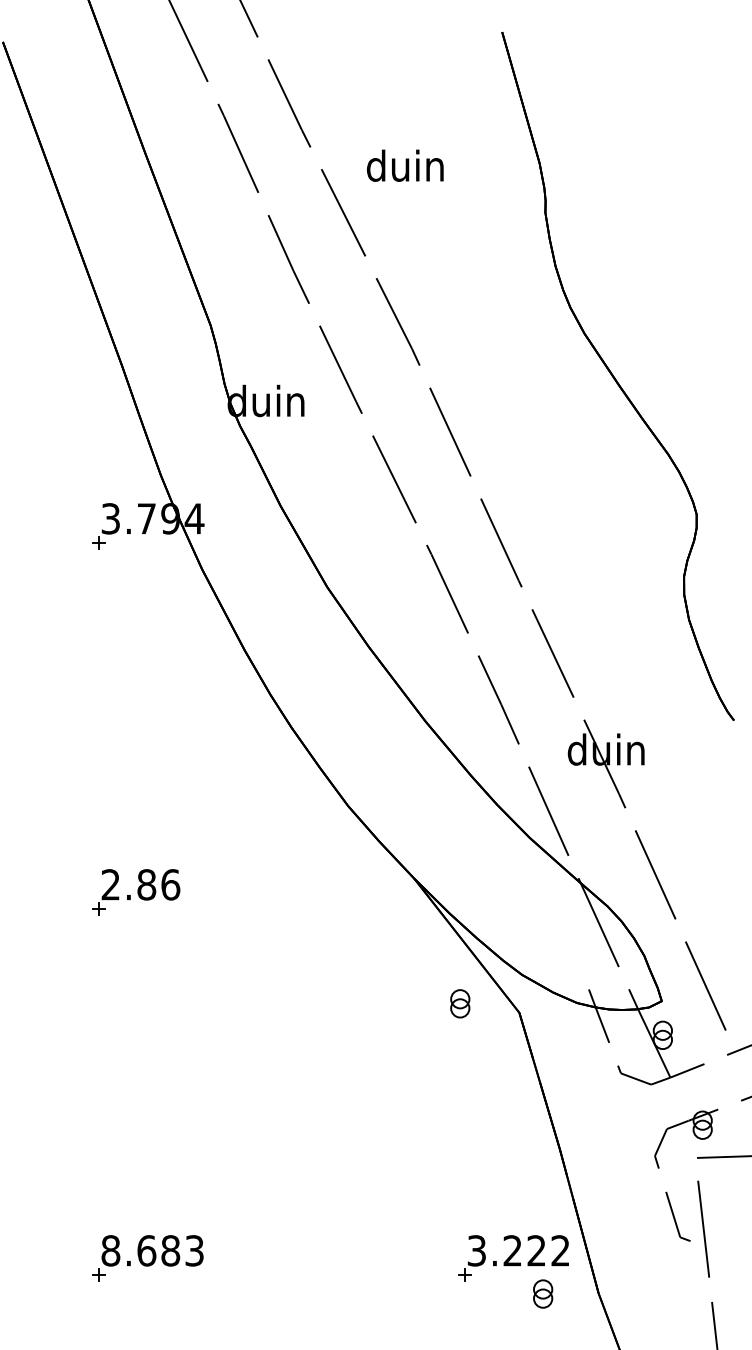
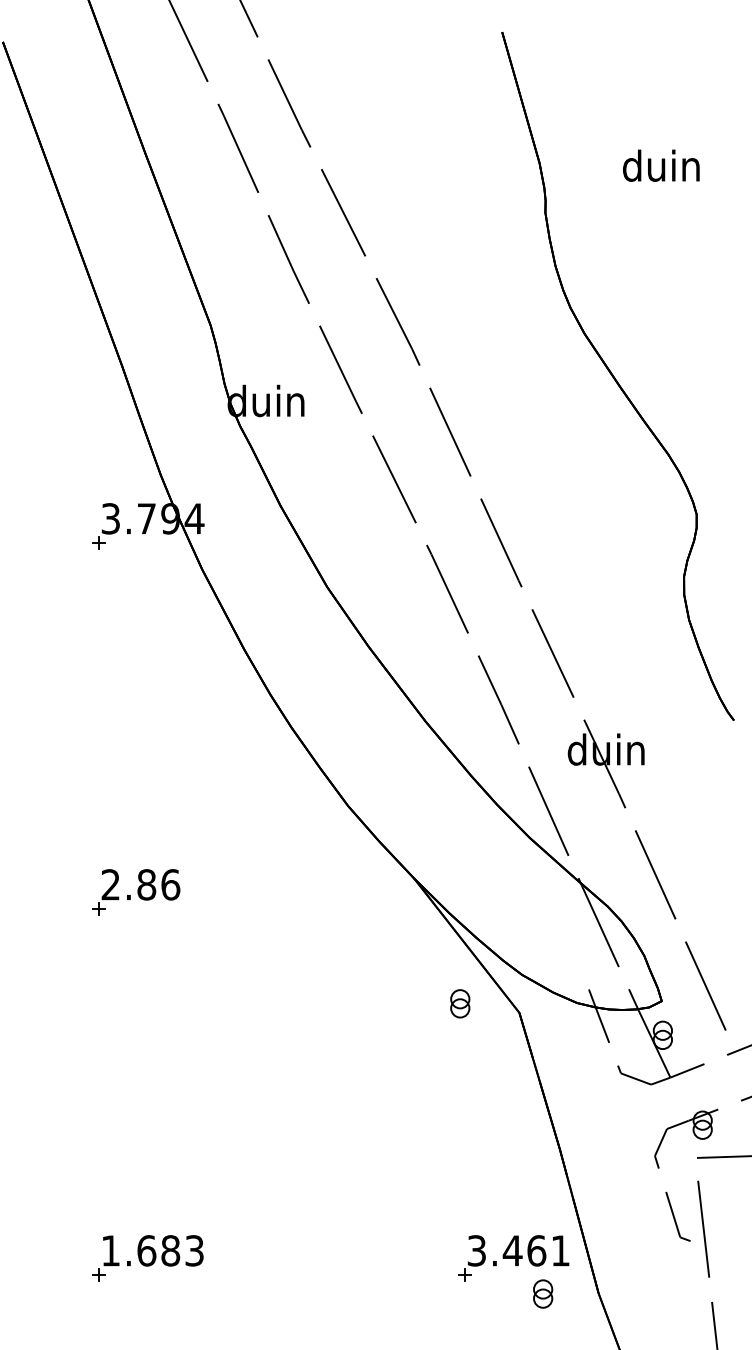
text position: (405, 165) -> (661, 165) (661, 165)
text: 8.683 -> 1.683 (110, 1250)
text: 3.222 -> 3.461 (535, 1250)
